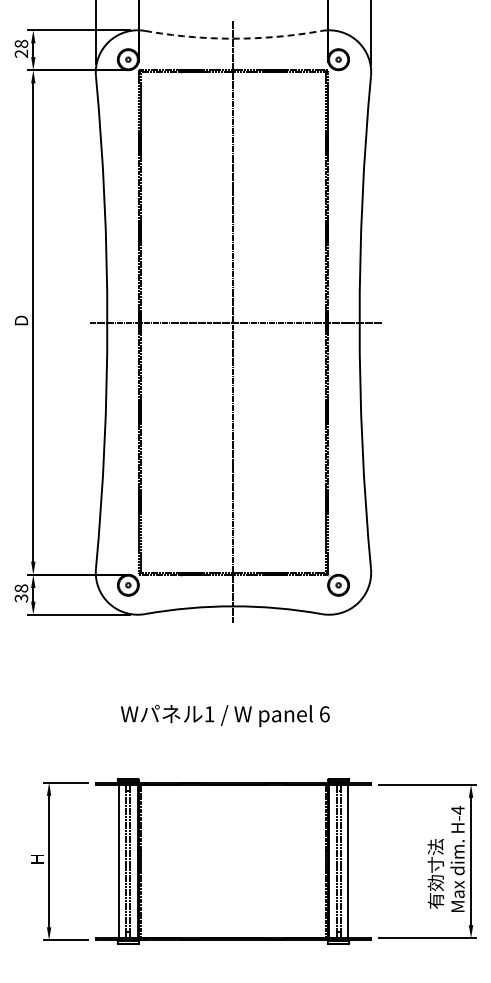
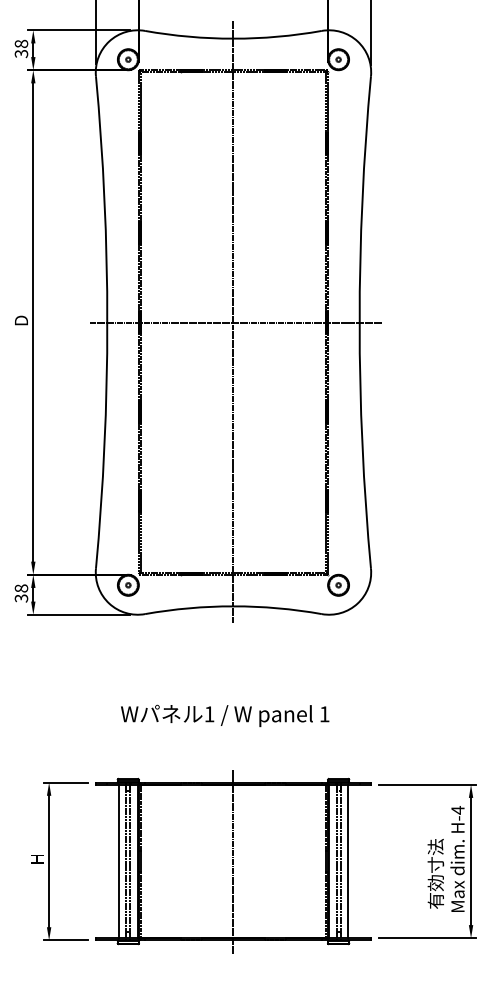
arc: dashed -> solid (233, 38)
text: 28 -> 38 (21, 53)
text: 6 -> 1 (324, 714)
line: none -> present (233, 861)
